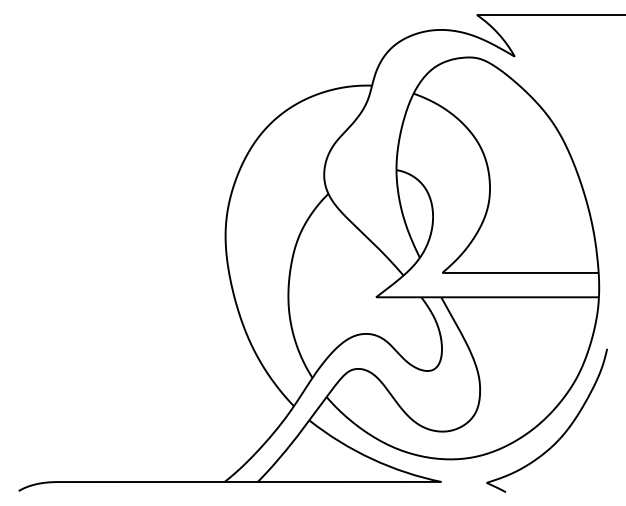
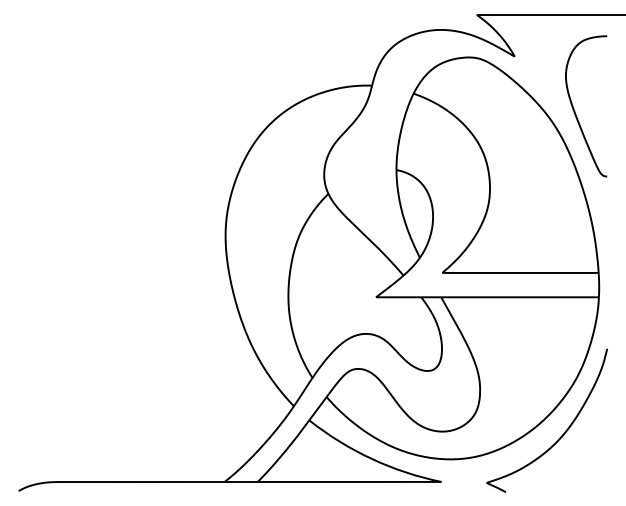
curve: none -> present (575, 111)
